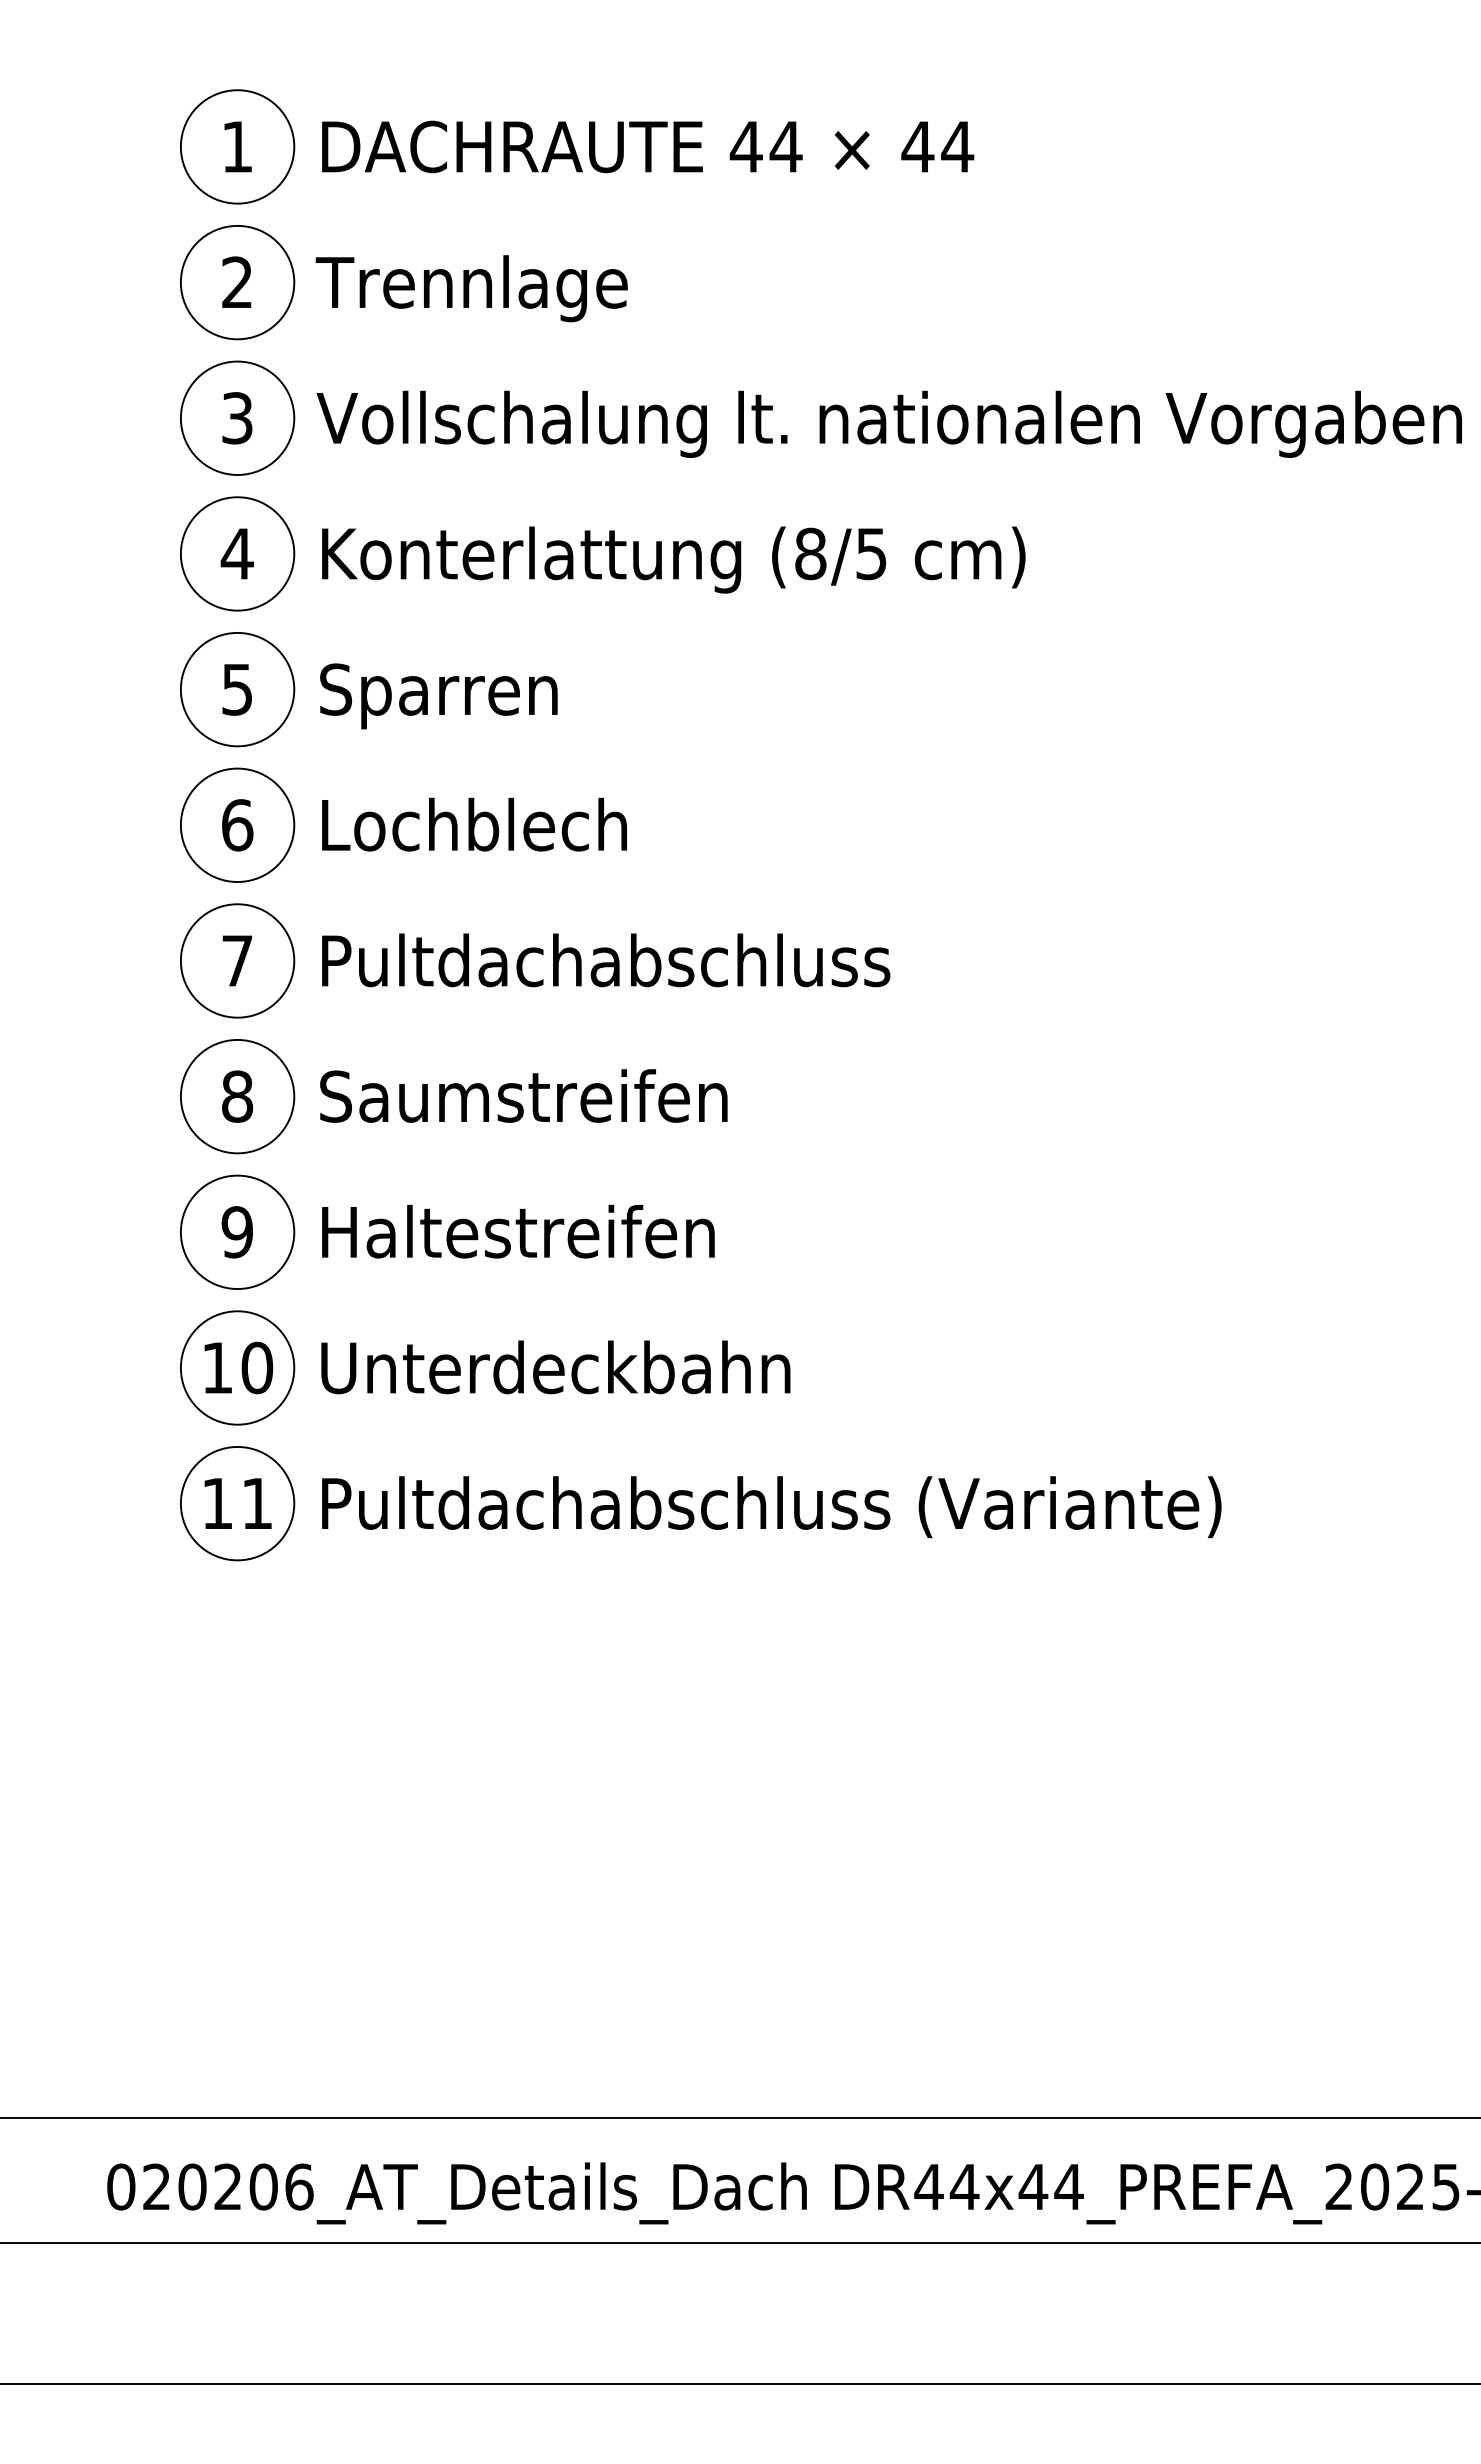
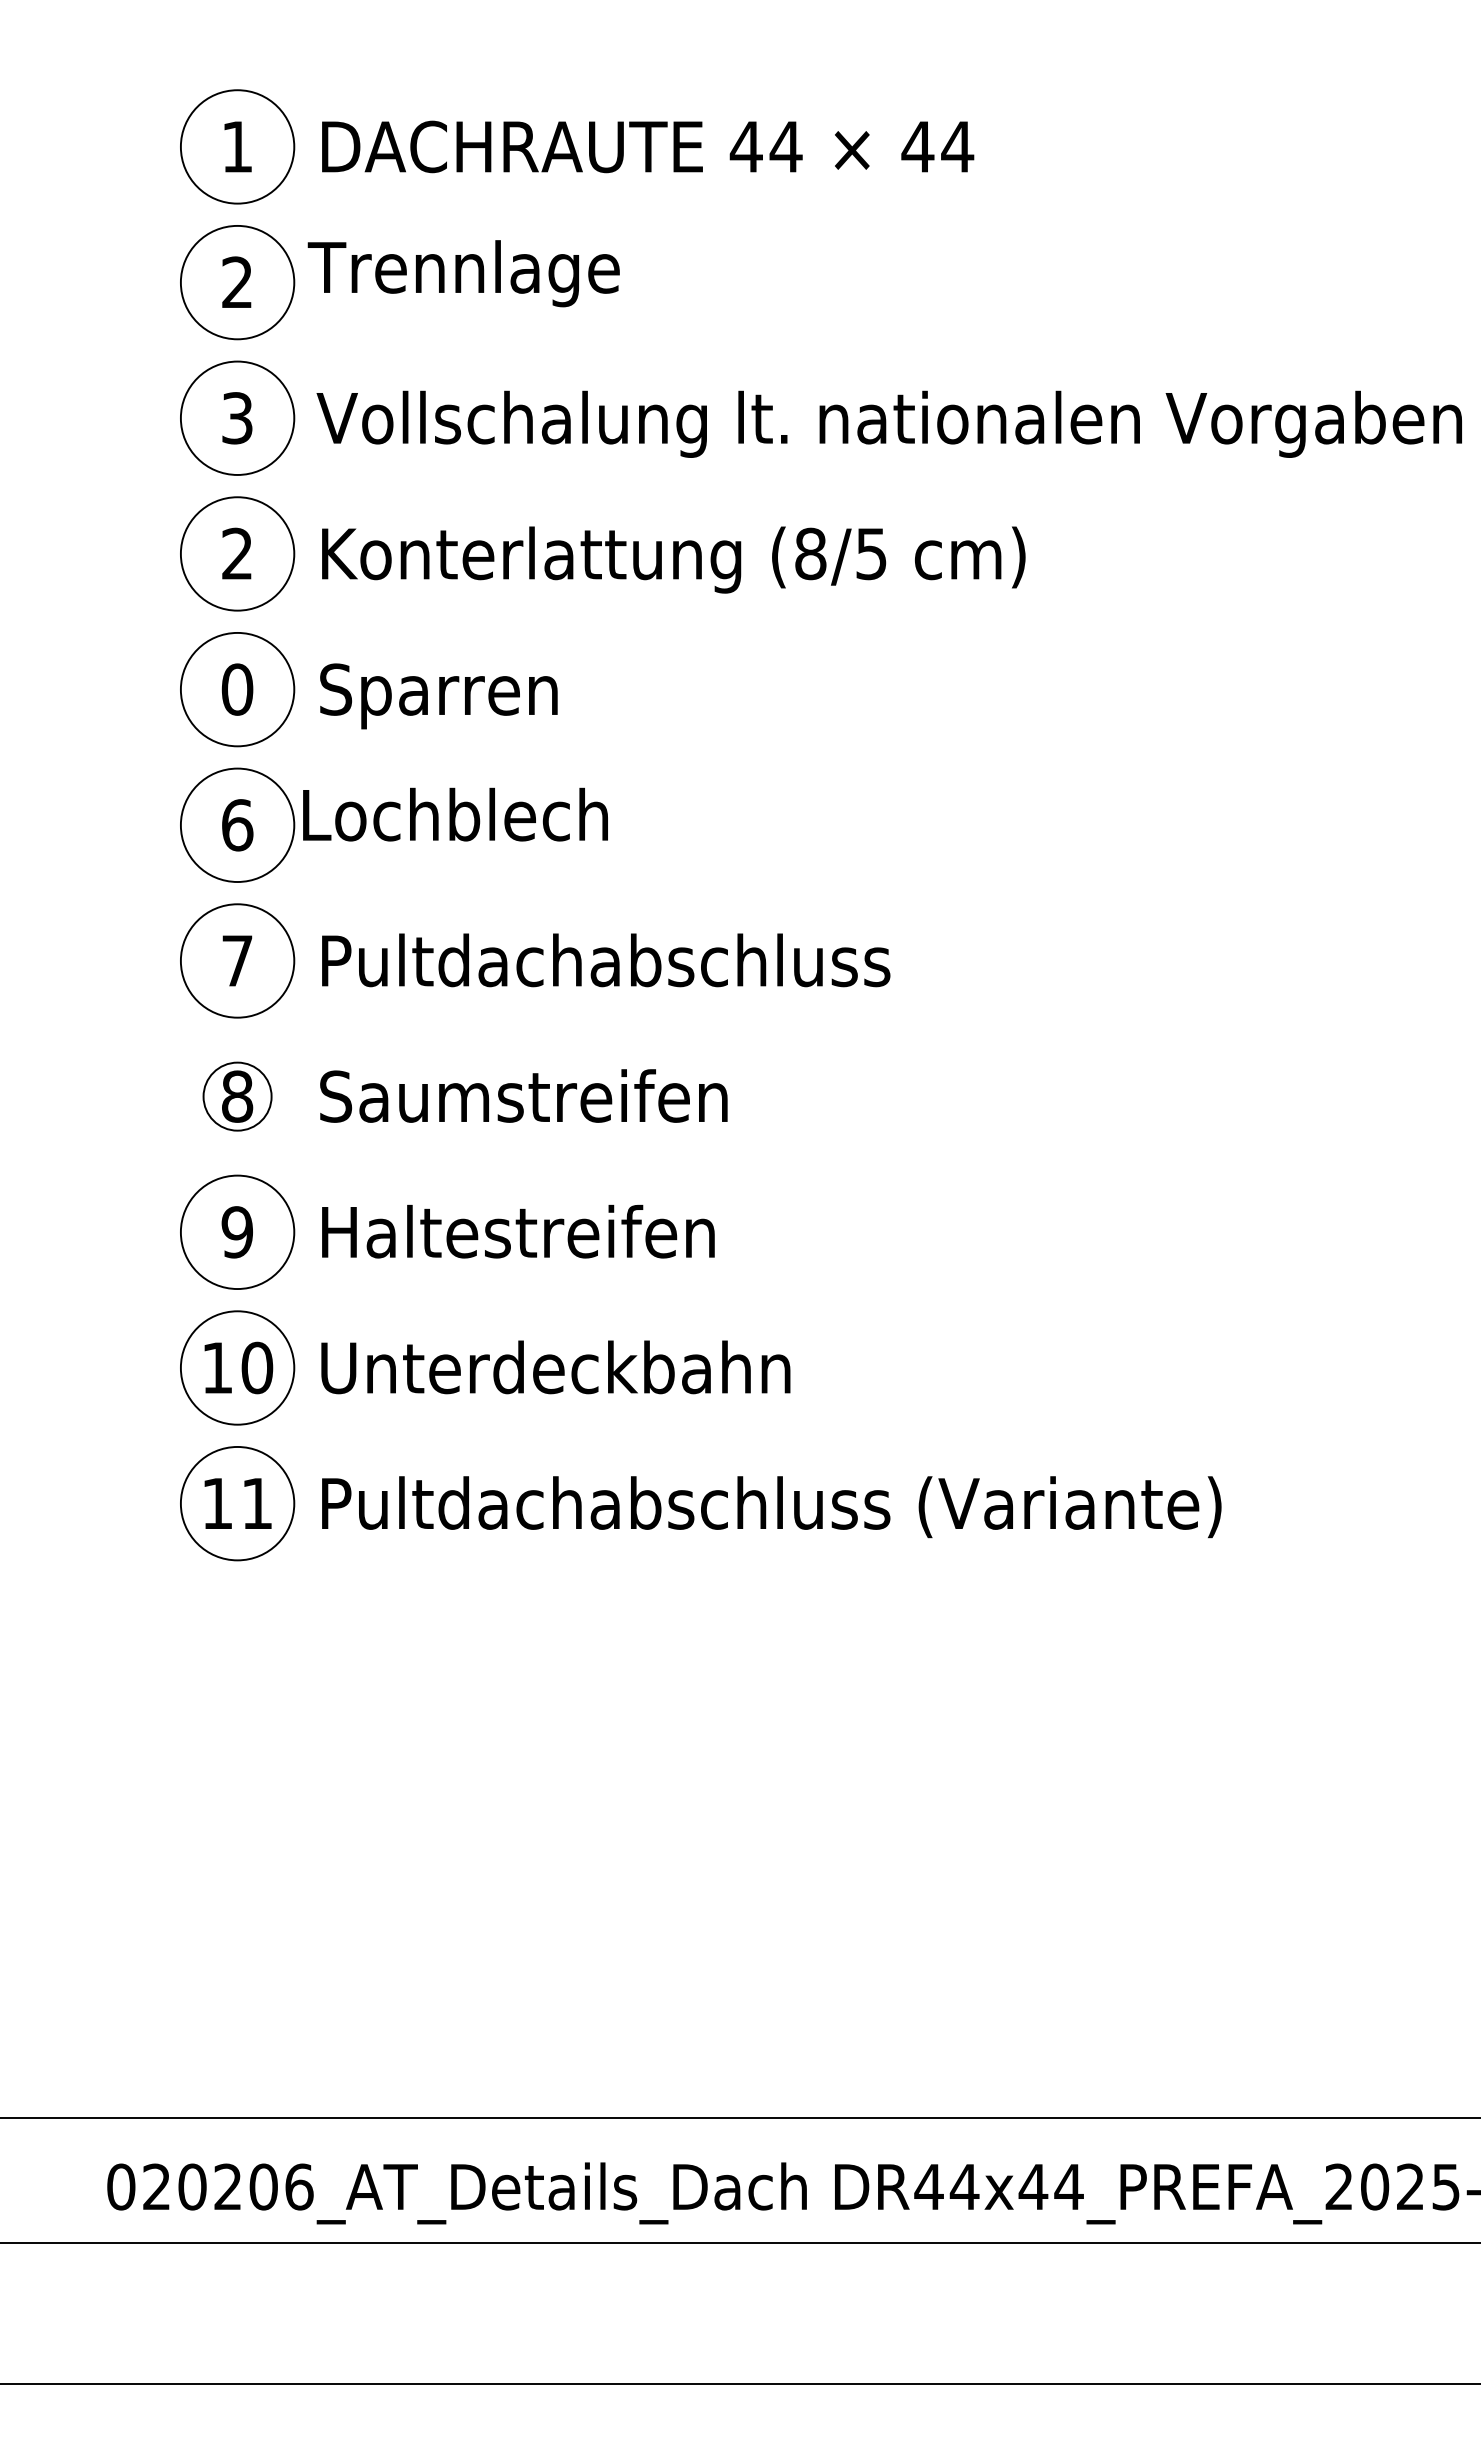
text position: (471, 288) -> (463, 273) (463, 273)
text: 4 -> 2 (236, 553)
text: 5 -> 0 (237, 689)
text position: (474, 824) -> (455, 814) (455, 814)
circle diameter: 113 px -> 68 px (237, 1096)
